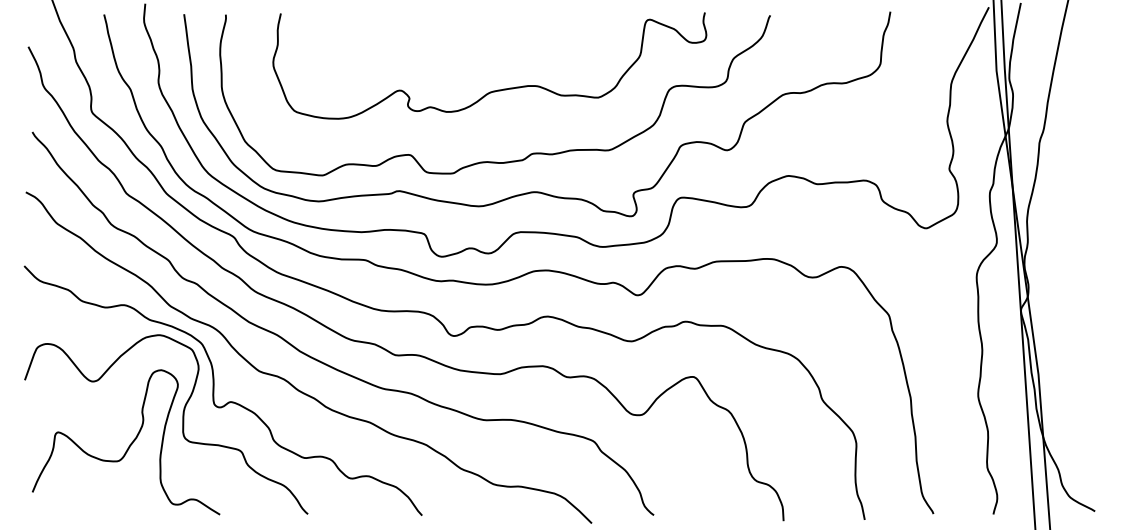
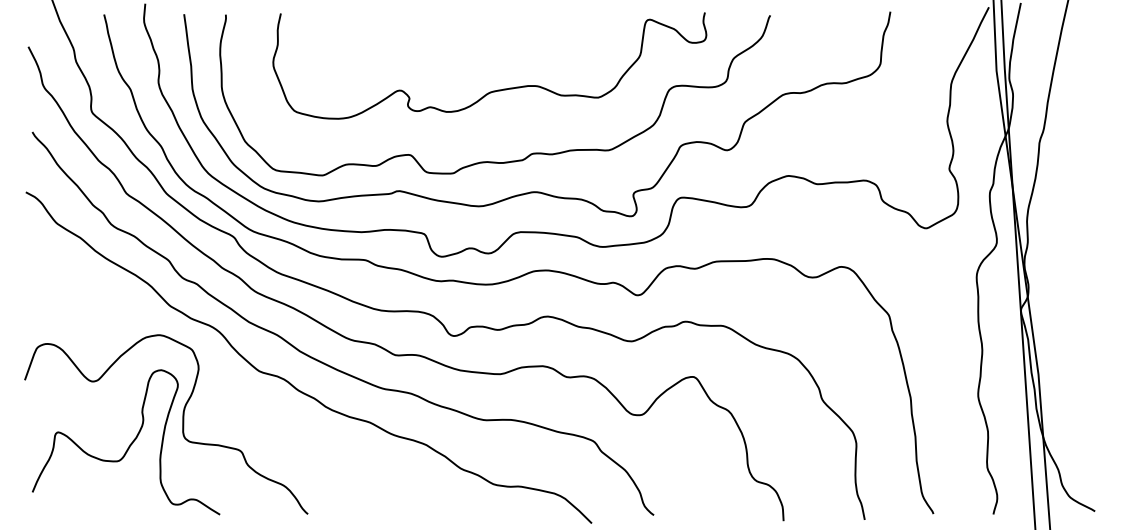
curve: present -> none (214, 390)
